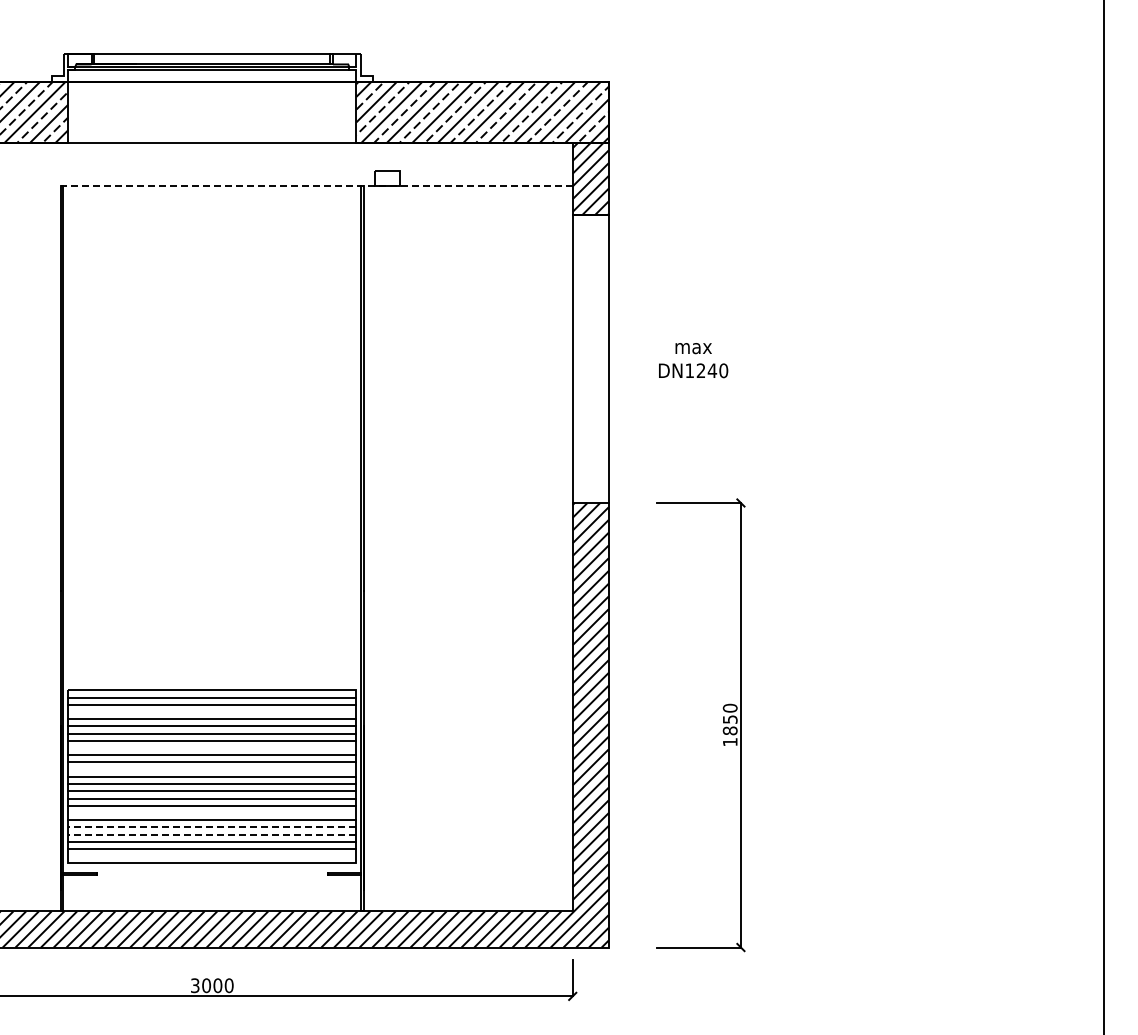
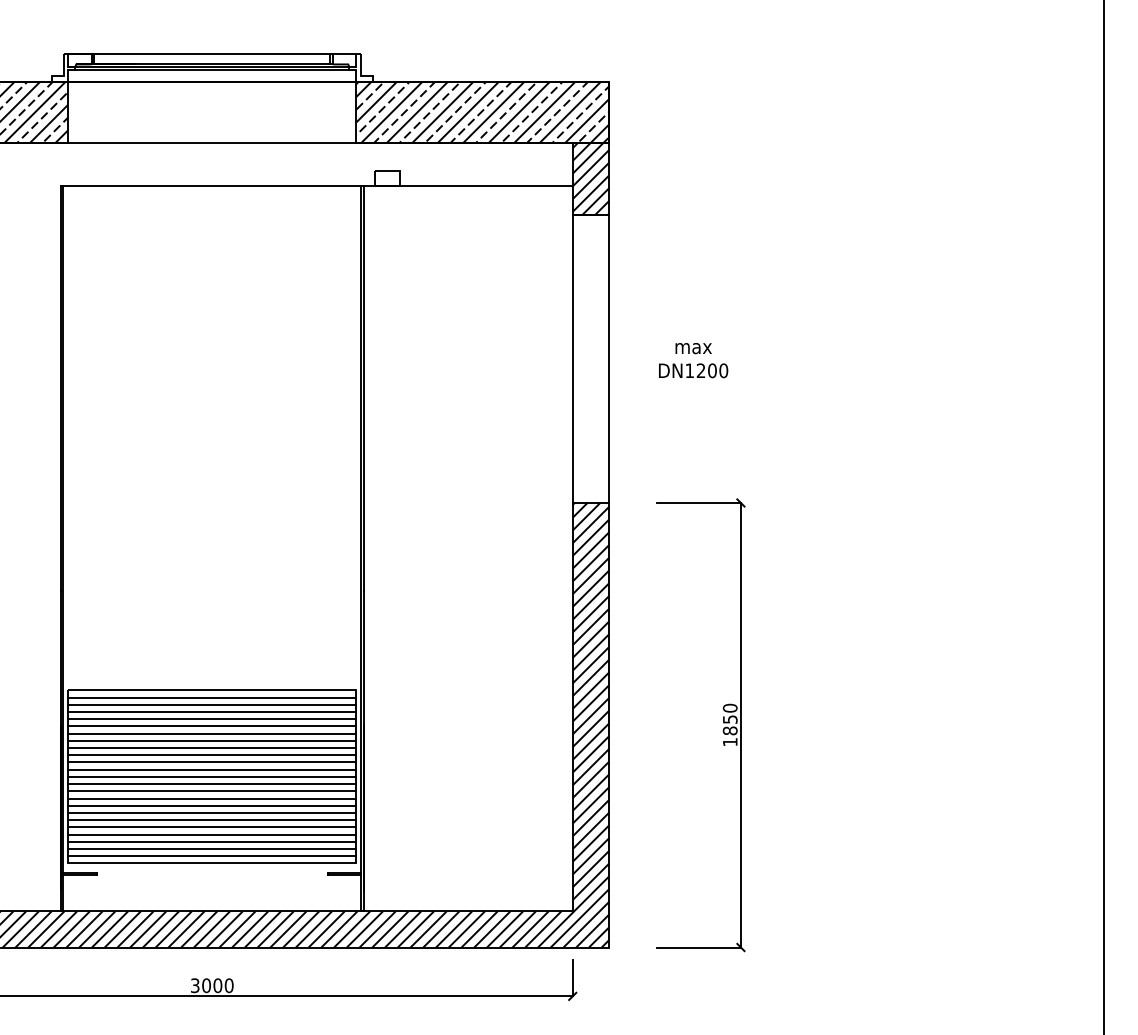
line: dashed -> solid (316, 185)
text: DN1240 -> DN1200 (712, 370)
line: none -> present (212, 712)
line: none -> present (212, 748)
line: none -> present (212, 769)
line: none -> present (212, 812)
line: dashed -> solid (211, 827)
line: dashed -> solid (211, 834)
line: none -> present (212, 856)
